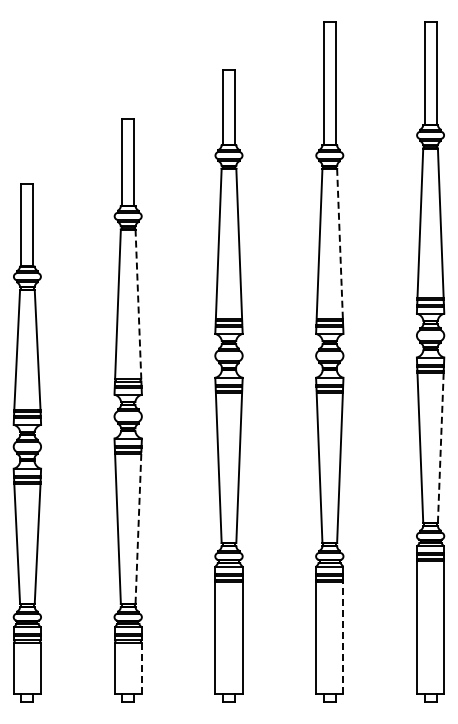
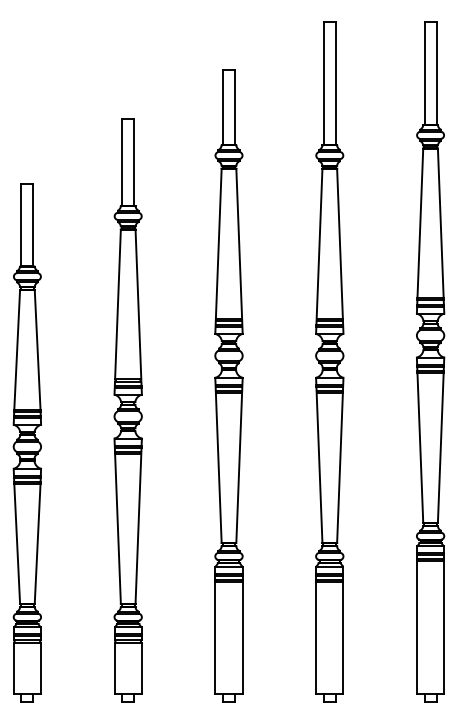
line: dashed -> solid (339, 243)
line: dashed -> solid (138, 304)
line: dashed -> solid (440, 447)
line: dashed -> solid (138, 528)
line: dashed -> solid (343, 637)
line: dashed -> solid (141, 668)
